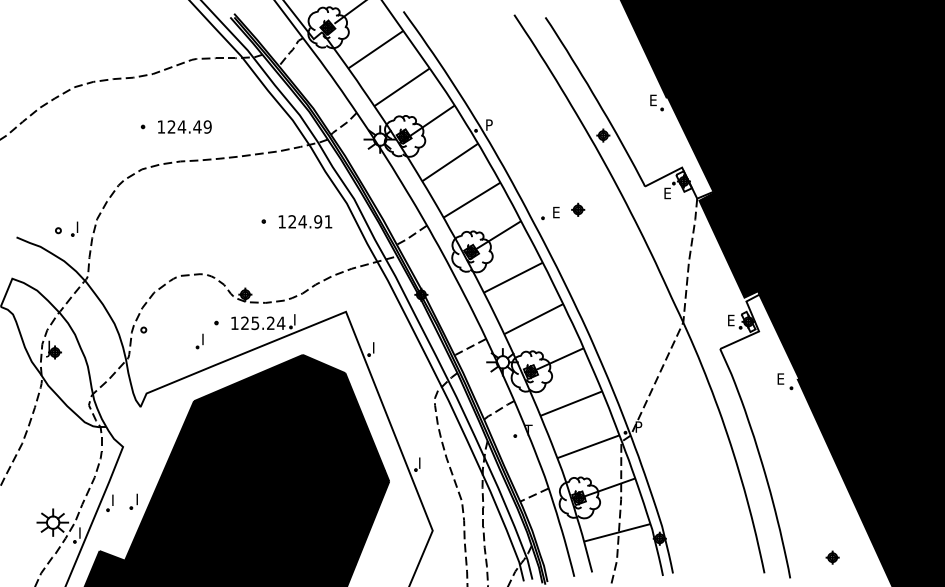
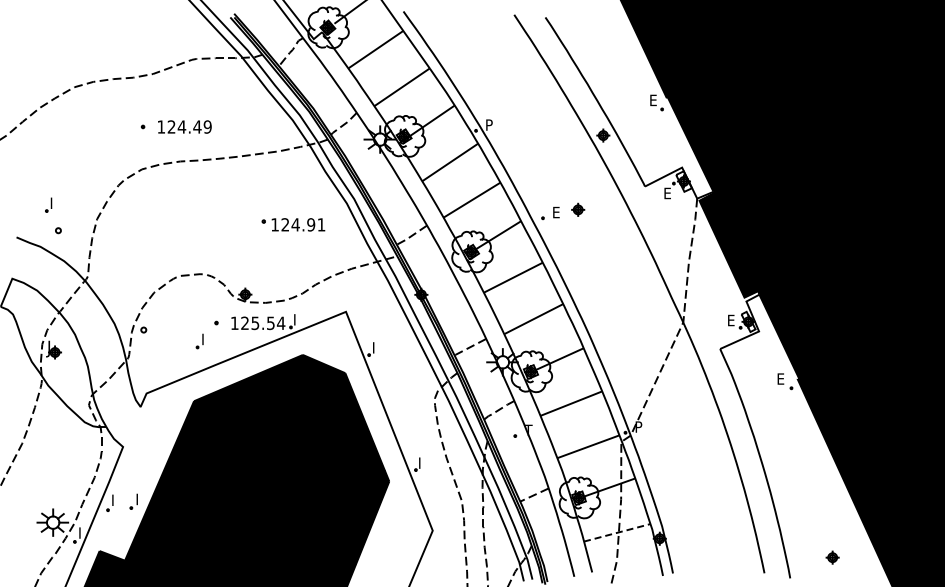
text position: (305, 221) -> (298, 224) (298, 224)
part position: (74, 228) -> (48, 204) (48, 204)
text: 125.24 -> 125.54 (270, 323)
line: solid -> dashed (617, 532)
